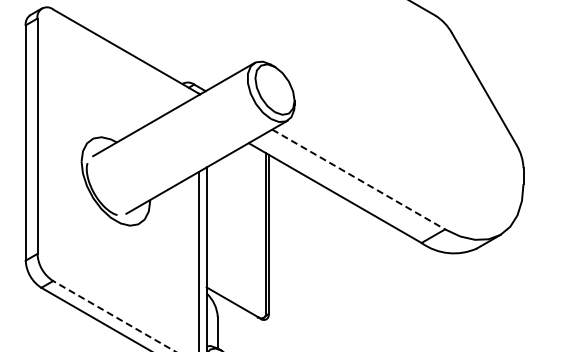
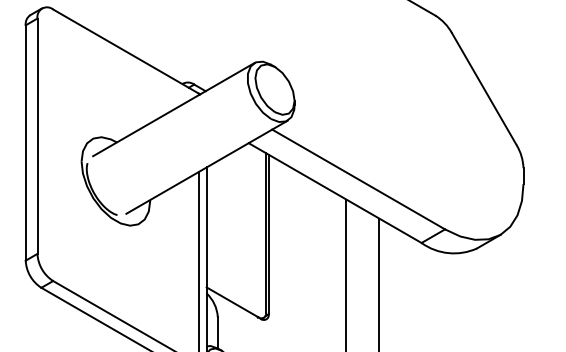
line: dashed -> solid (358, 179)
line: none -> present (346, 273)
line: none -> present (379, 283)
line: dashed -> solid (114, 316)
